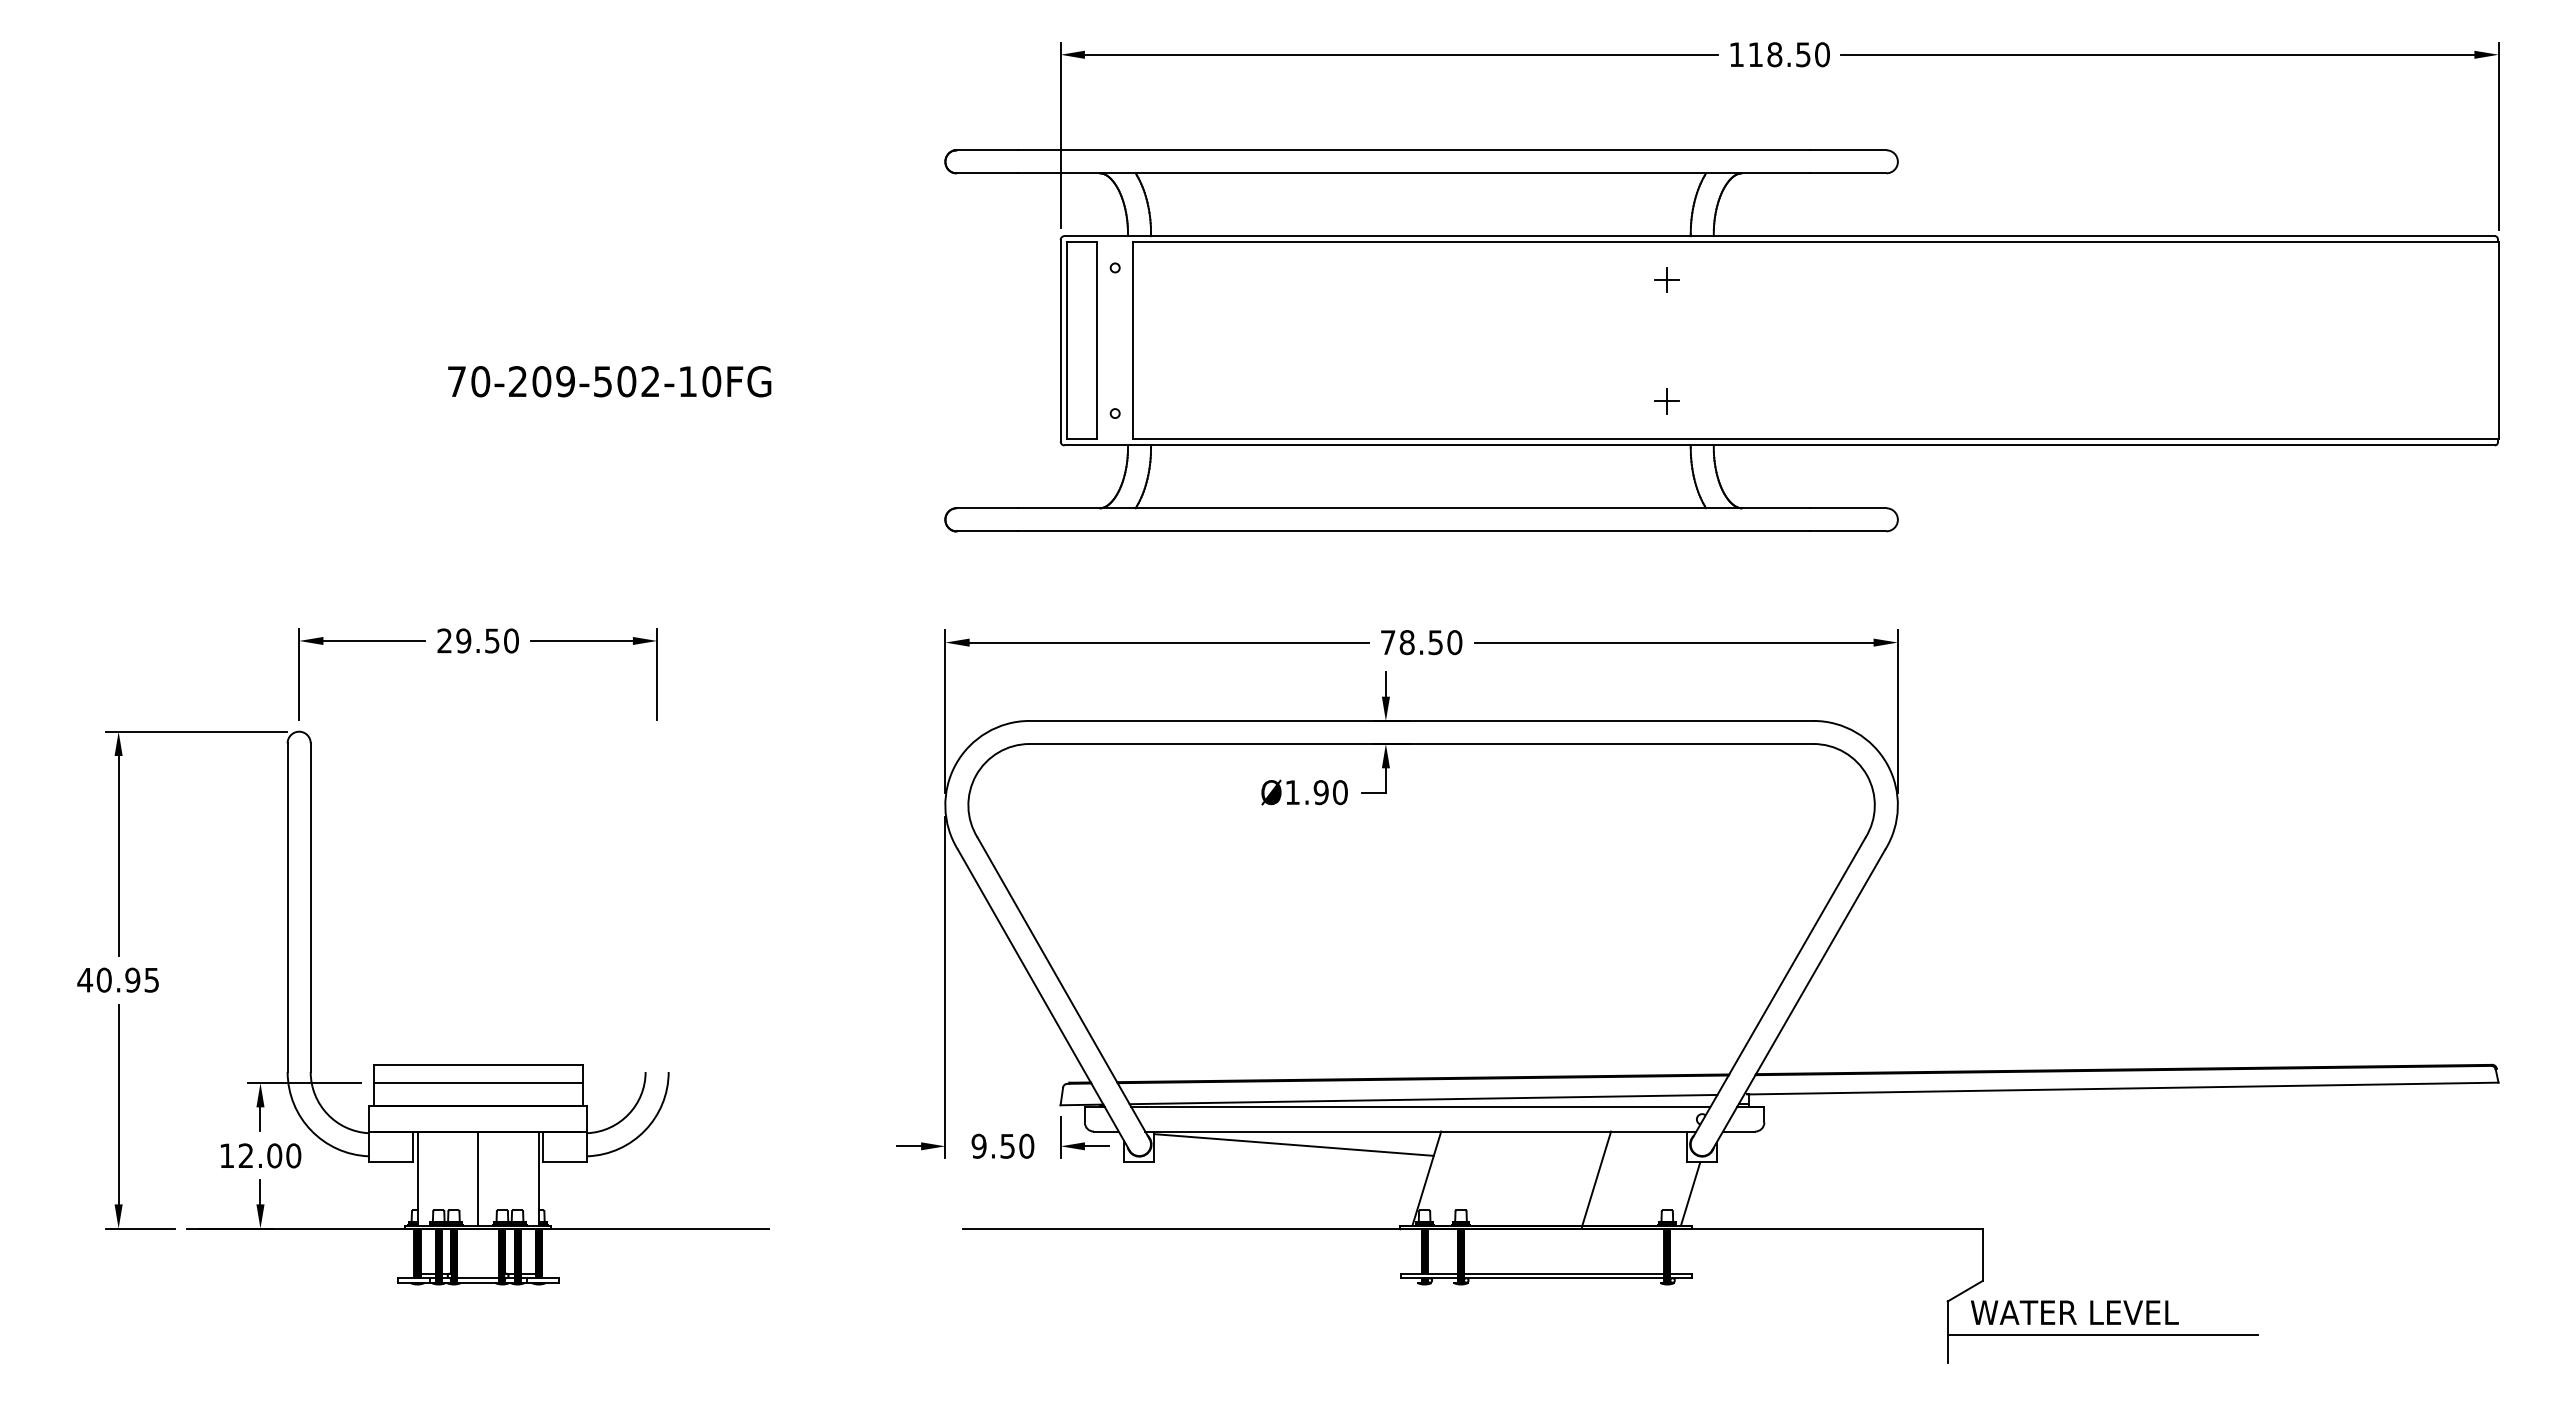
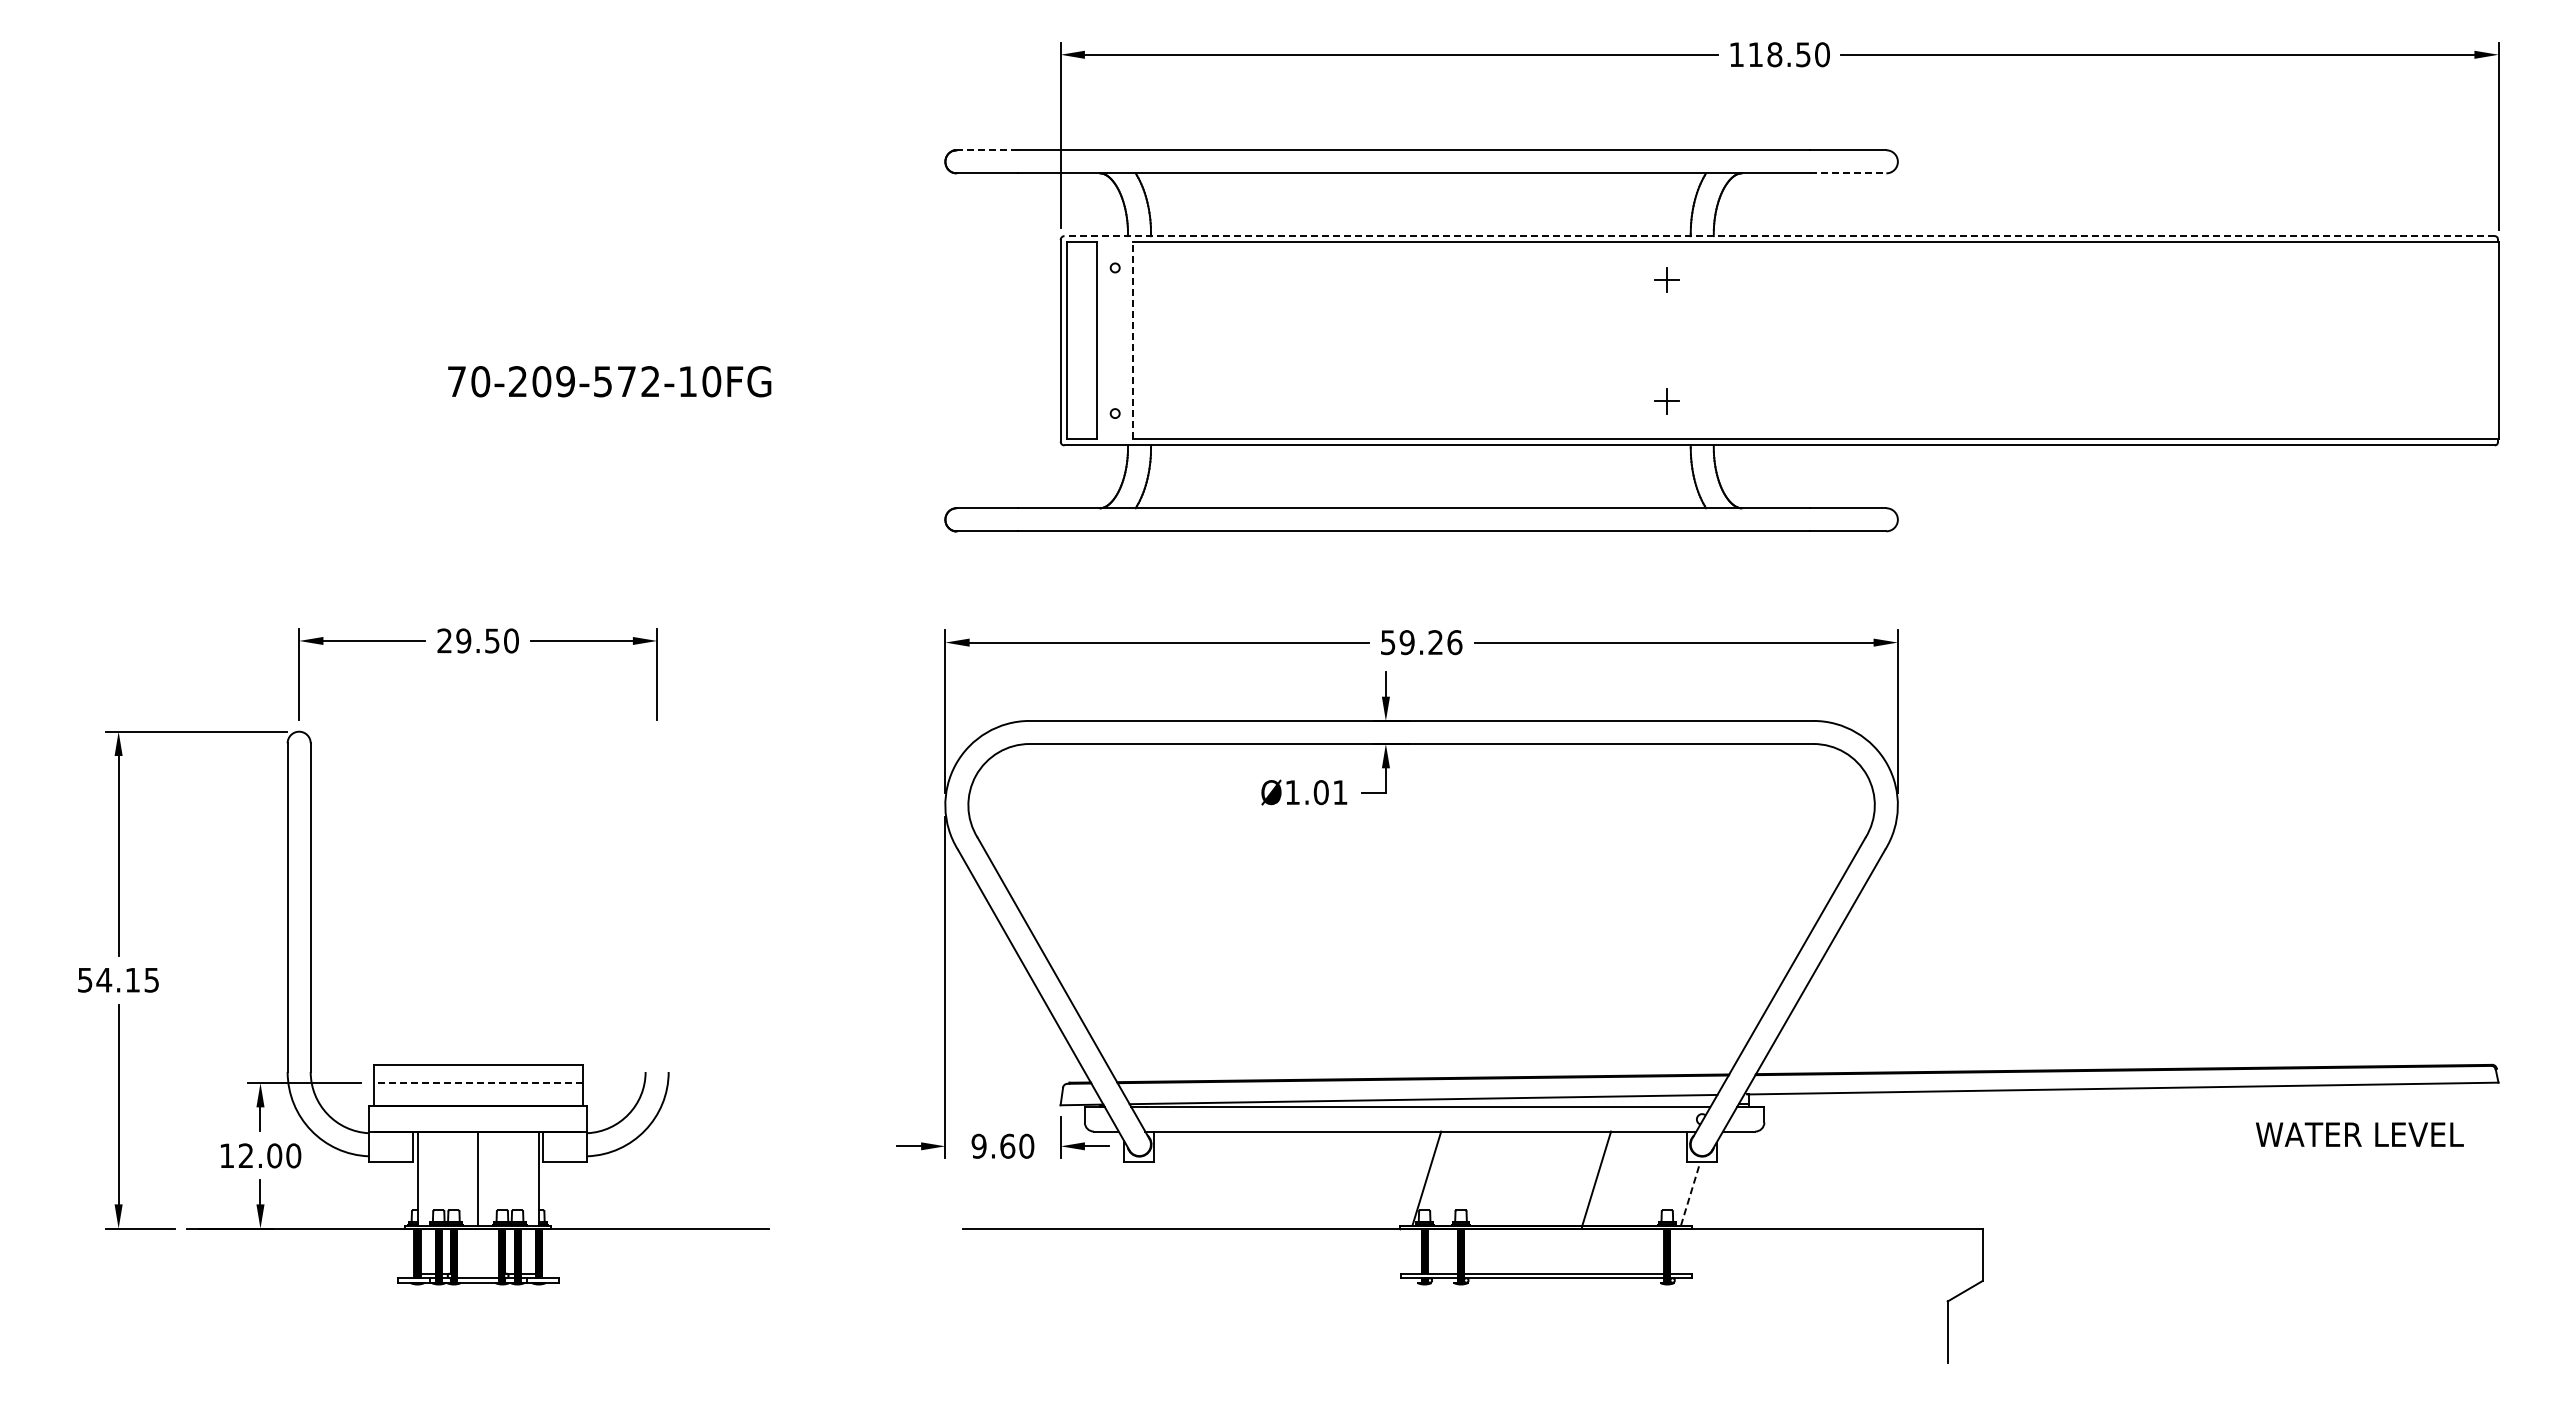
line: solid -> dashed (987, 150)
line: solid -> dashed (1848, 173)
line: solid -> dashed (1779, 236)
line: solid -> dashed (1133, 340)
text: 70-209-502-10FG -> 70-209-572-10FG (626, 381)
text: 78.50 -> 59.26 (1421, 642)
text: Ø1.90 -> Ø1.01 (1330, 792)
text: 40.95 -> 54.15 (108, 979)
line: solid -> dashed (478, 1083)
line: present -> none (1293, 1144)
text: 9.50 -> 9.60 (1007, 1145)
line: solid -> dashed (1690, 1193)
text position: (2074, 1312) -> (2359, 1134) (2359, 1134)
line: present -> none (2102, 1334)
